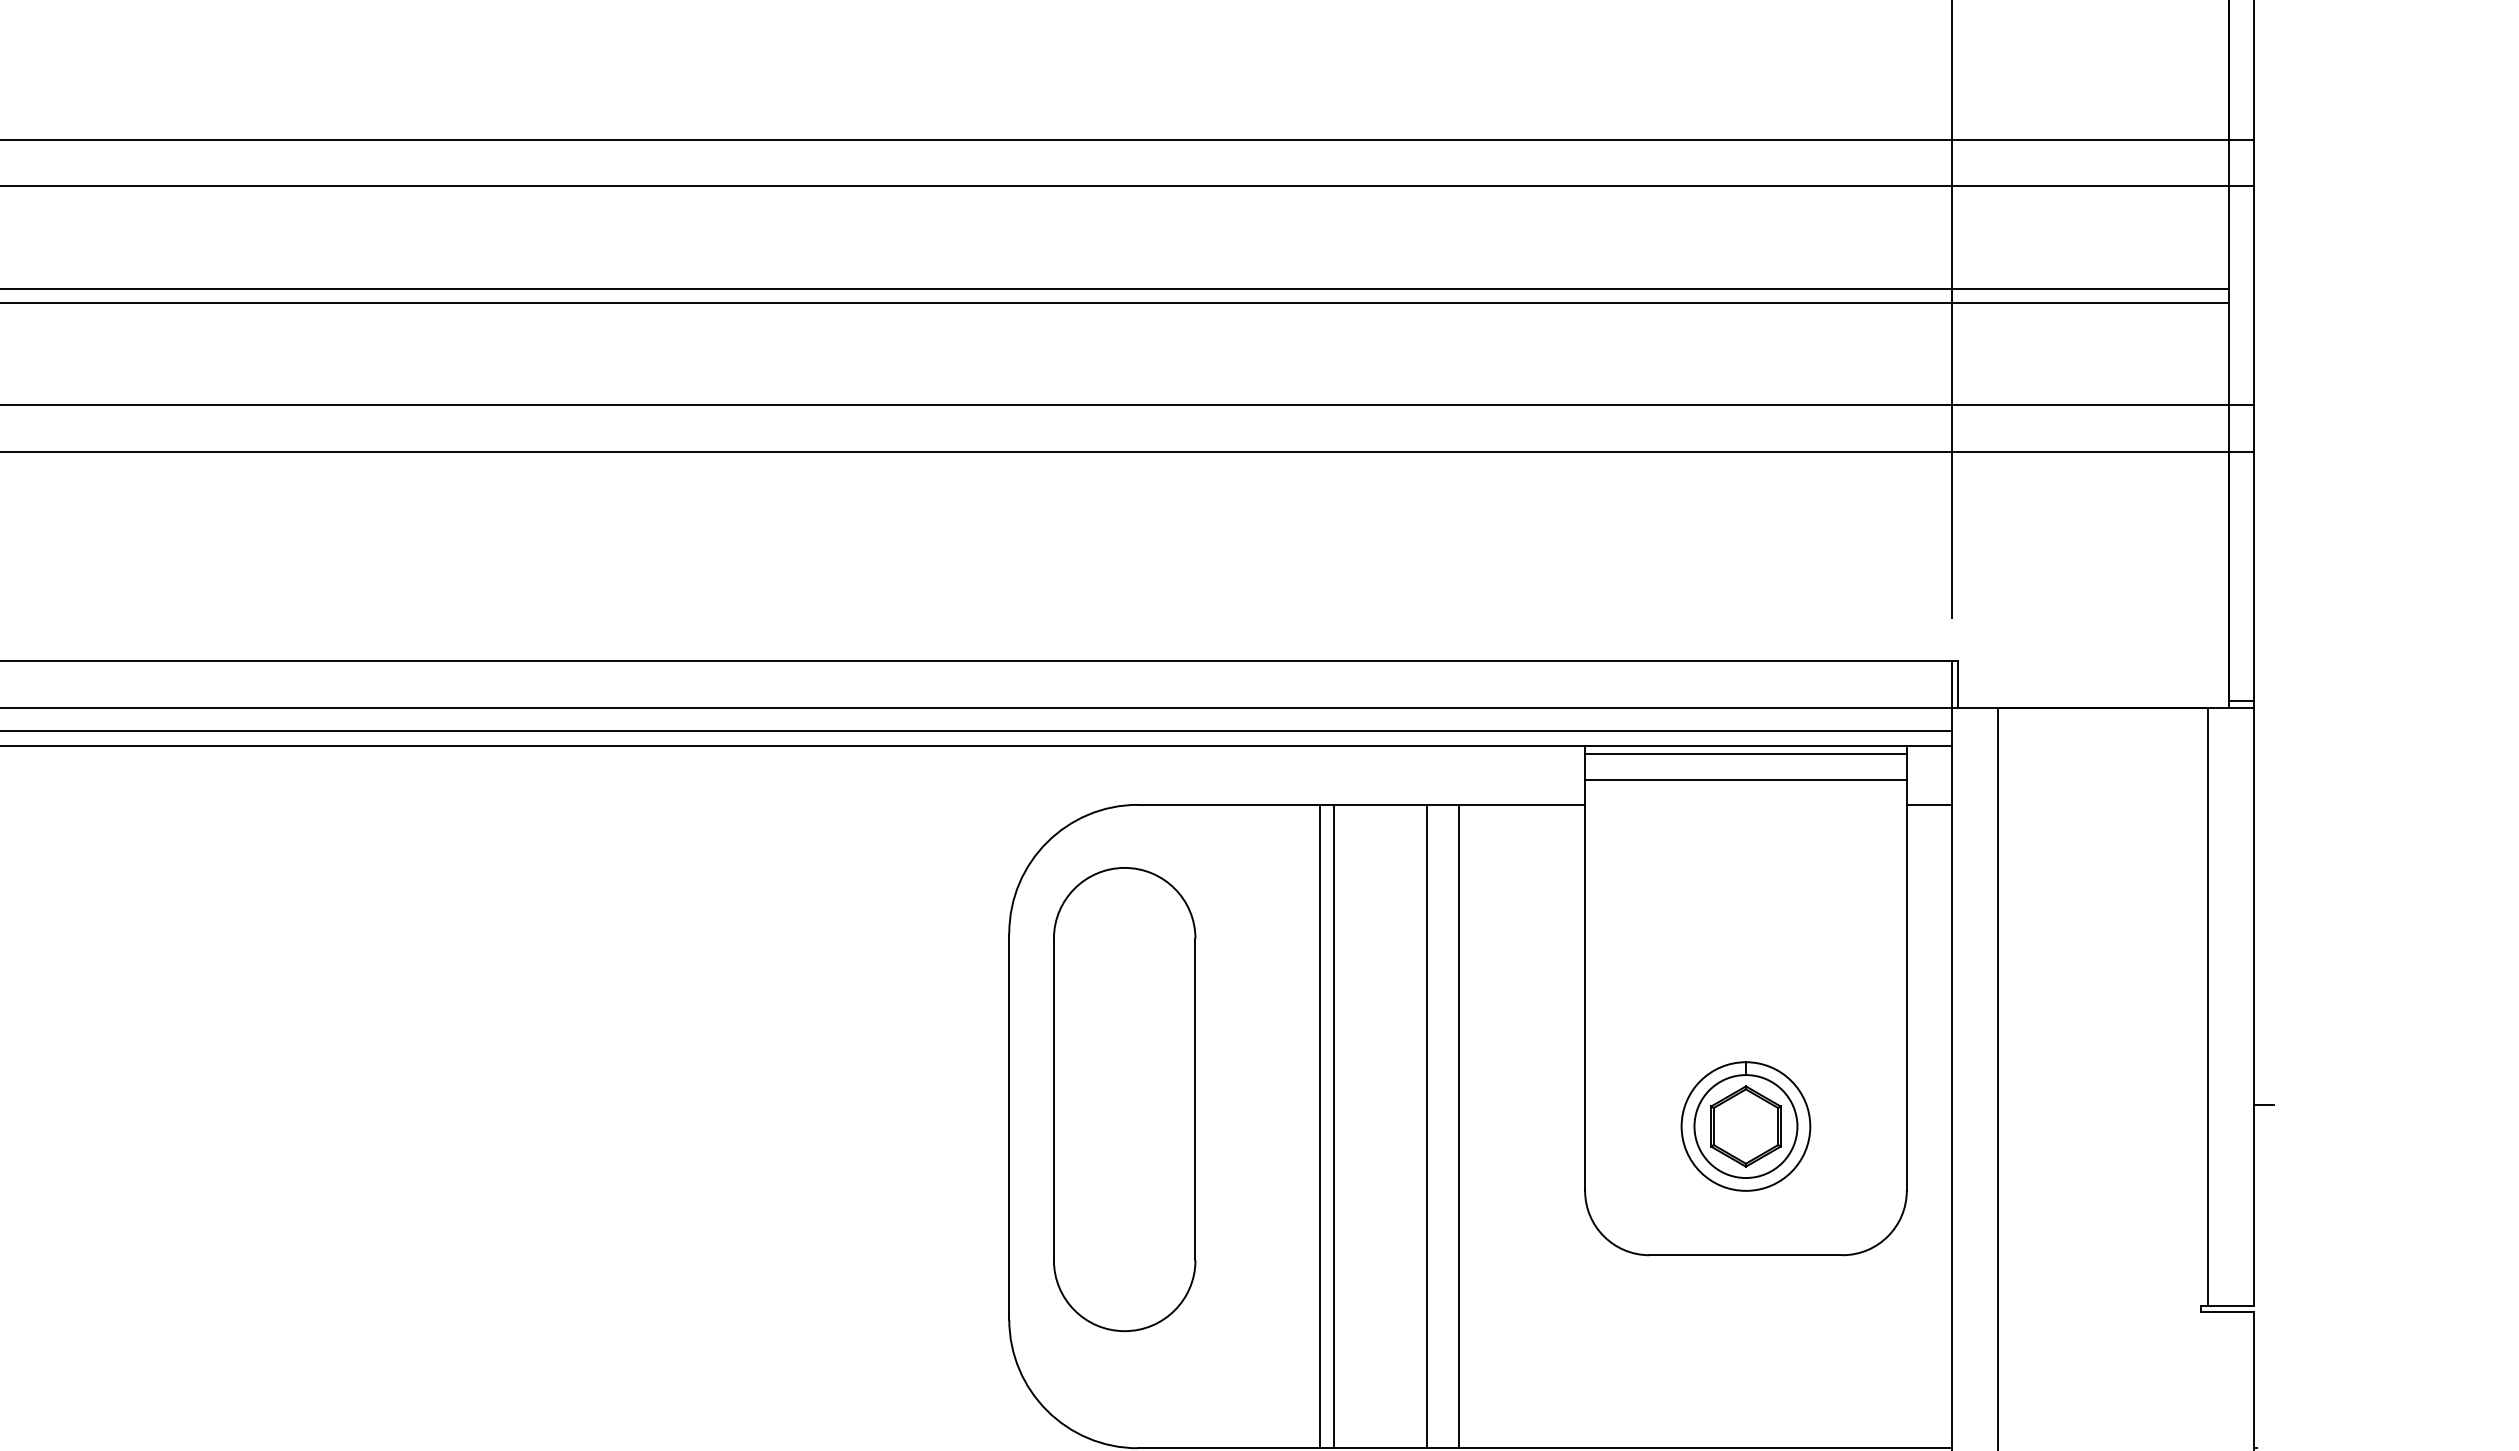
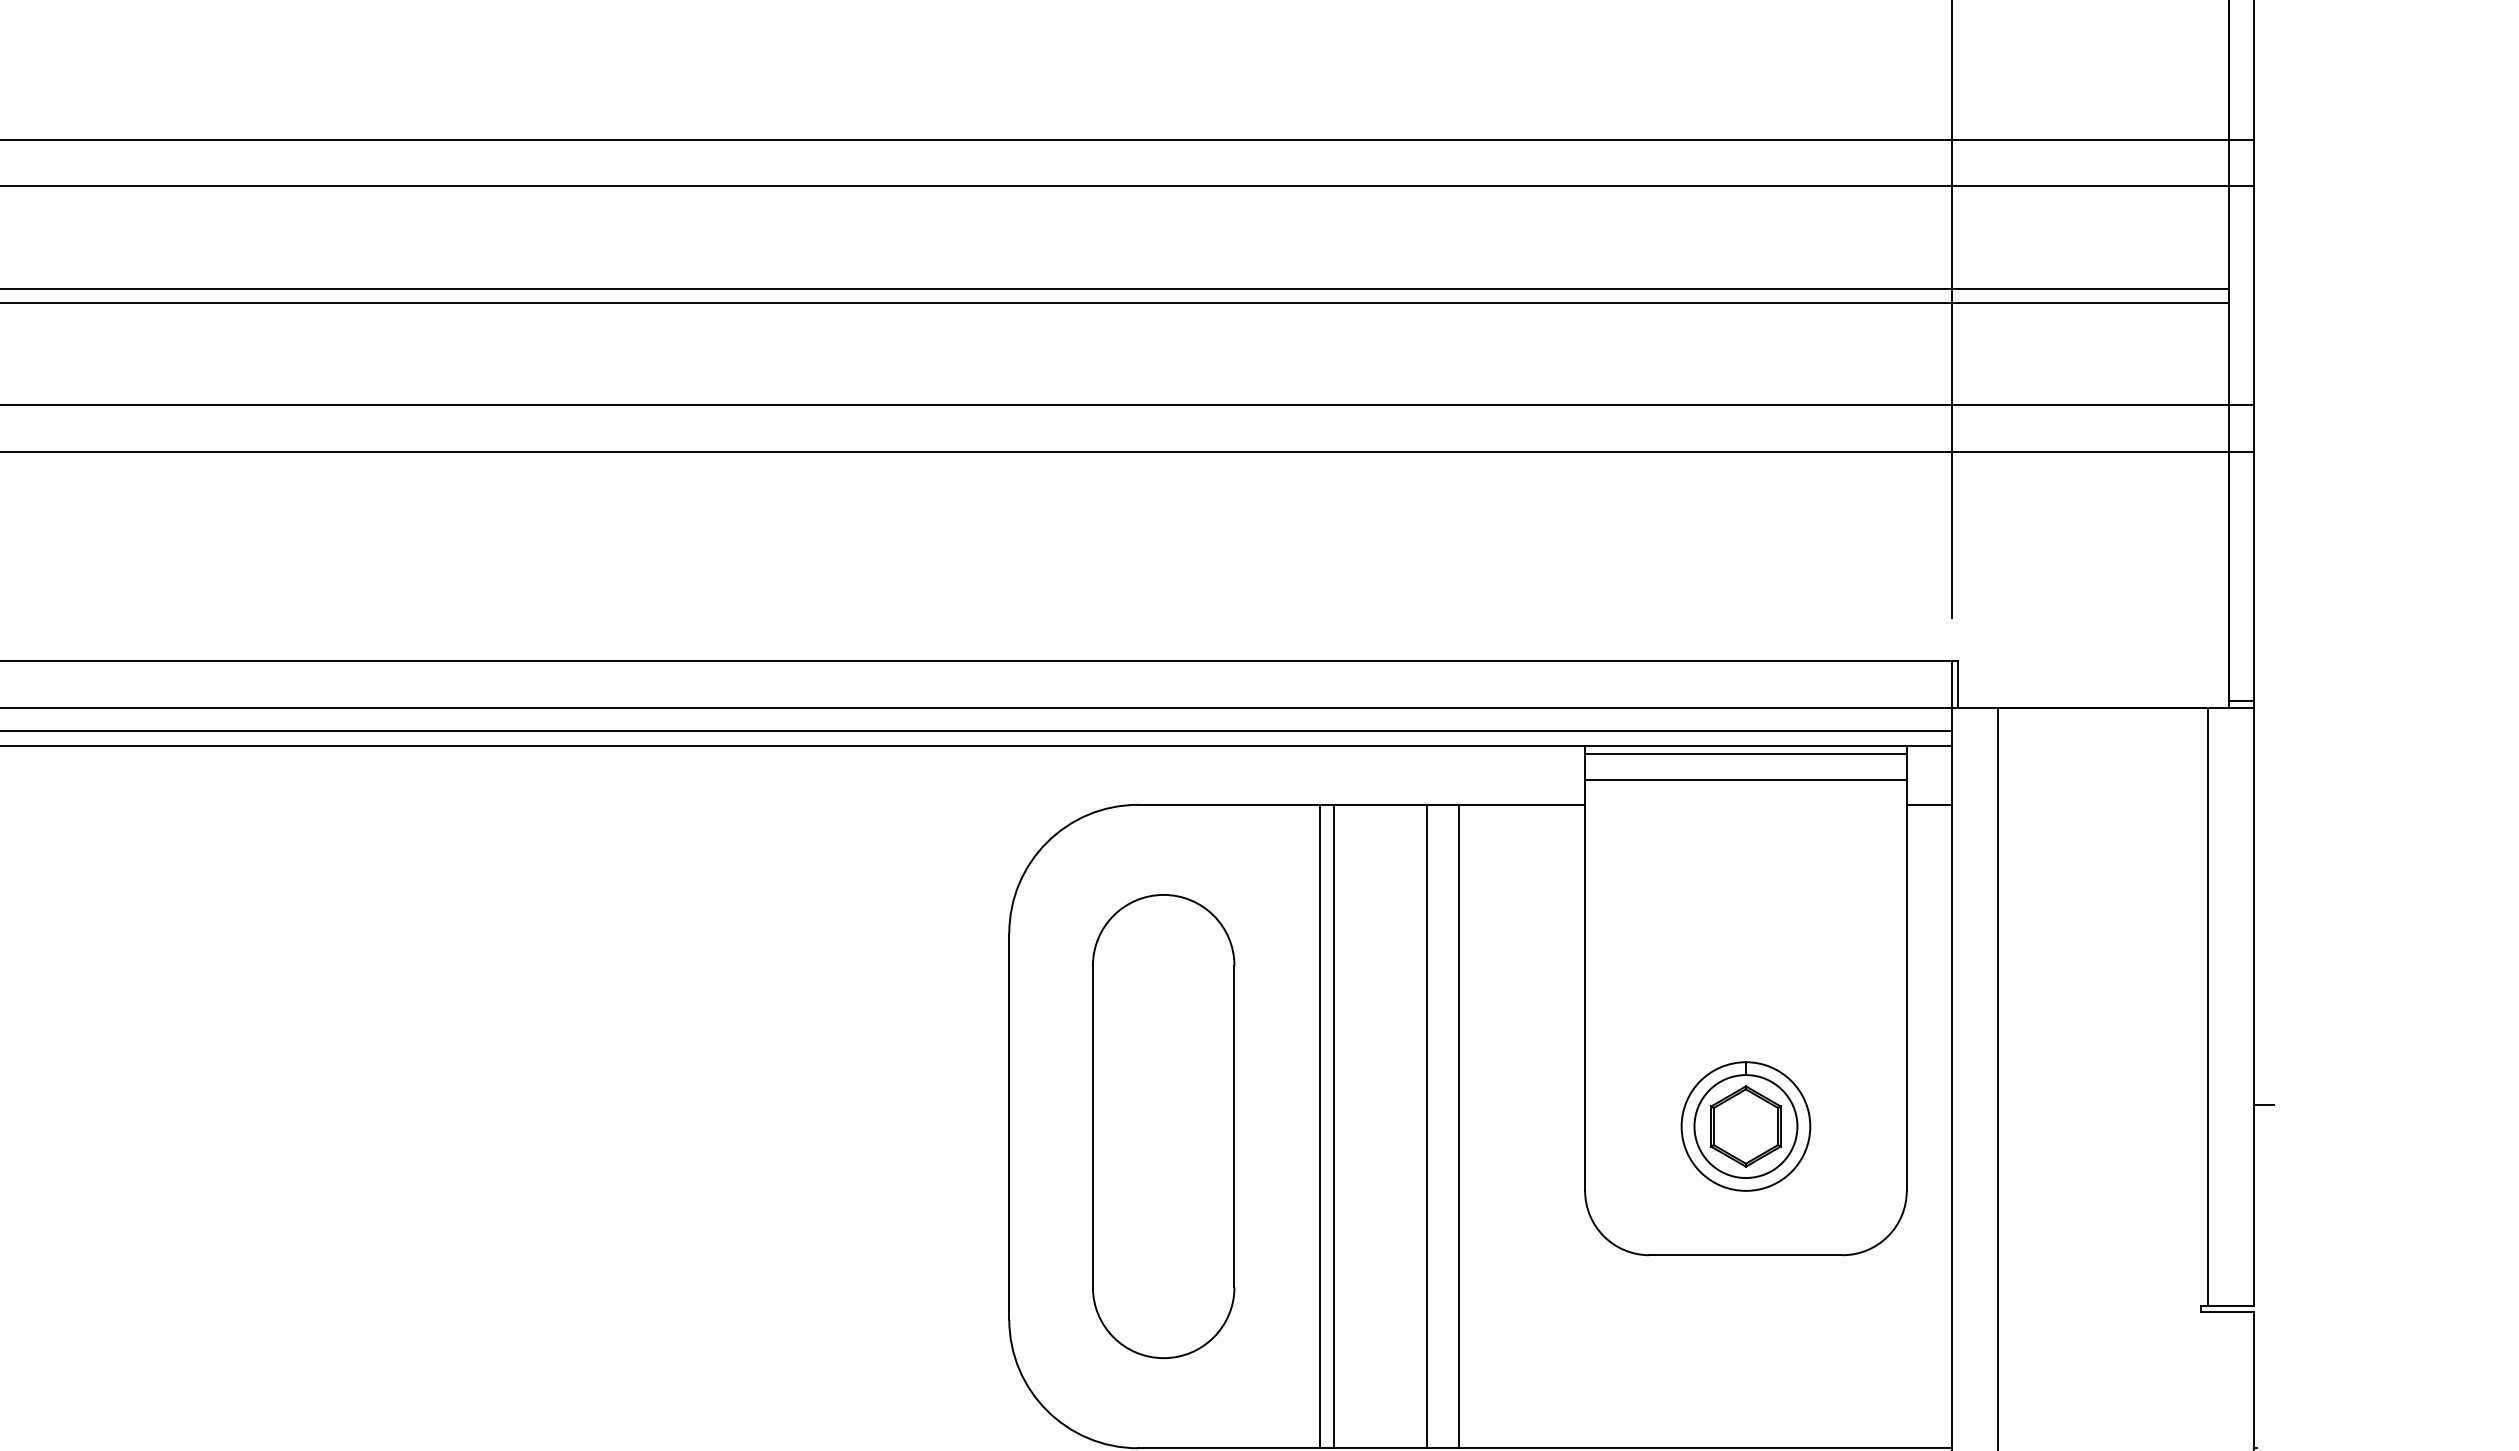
part position: (1124, 1099) -> (1163, 1126) (1163, 1126)
